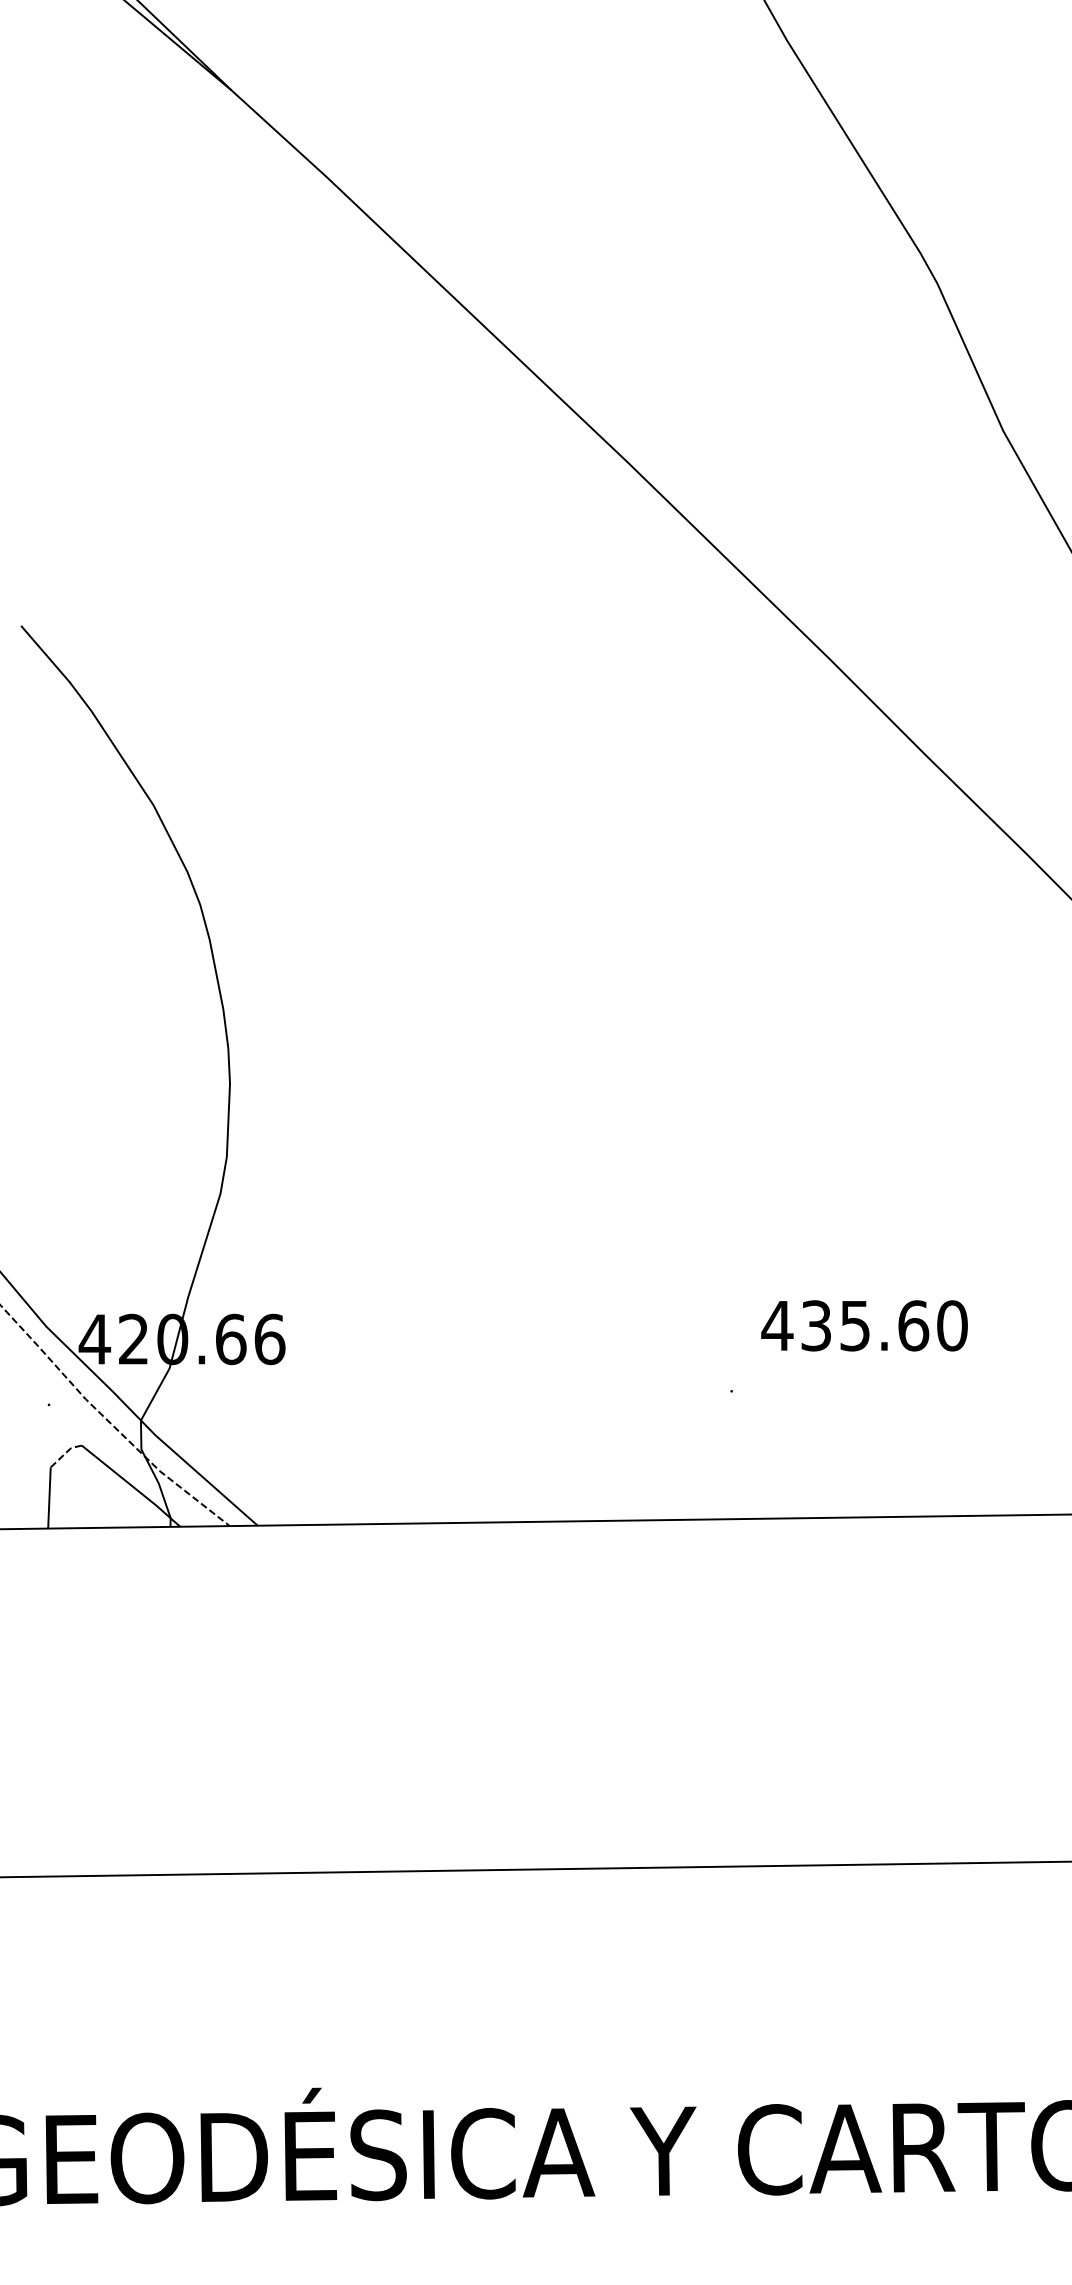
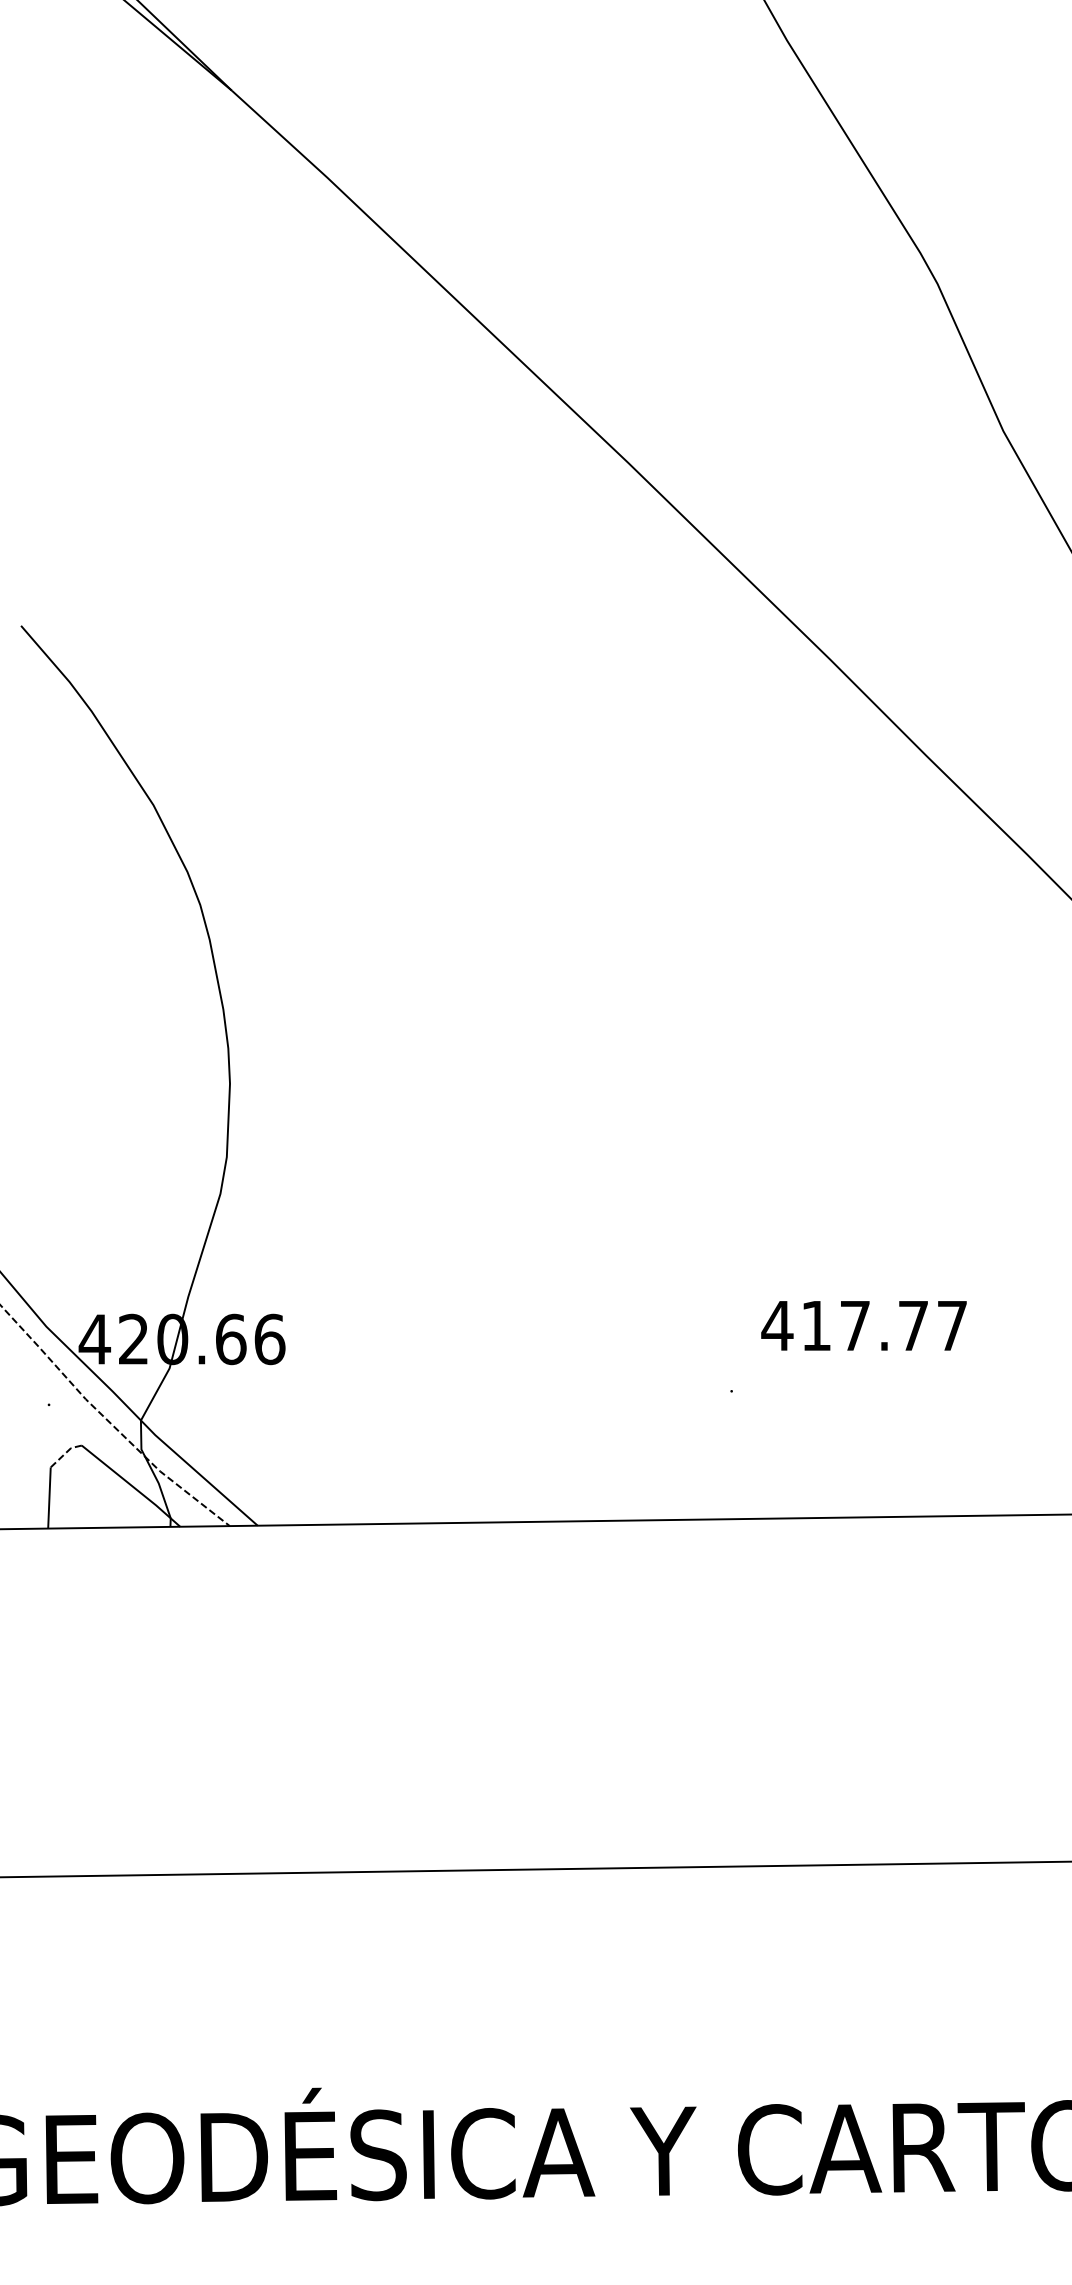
text: 435.60 -> 417.77 (884, 1325)
